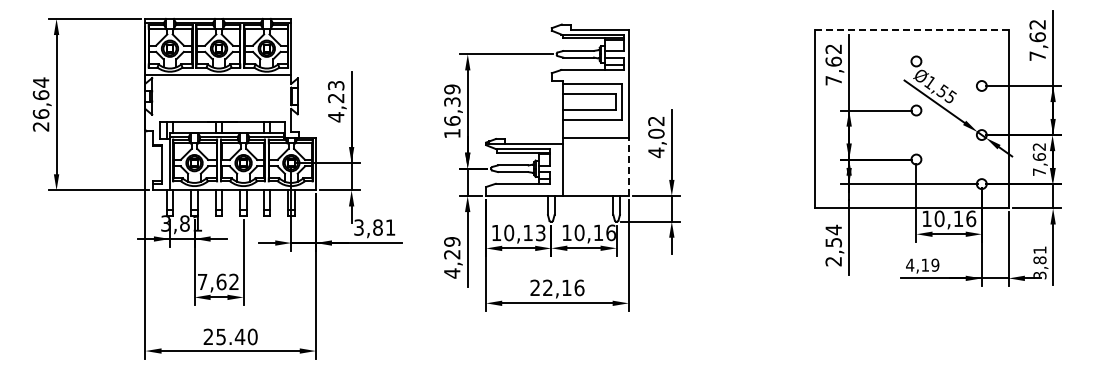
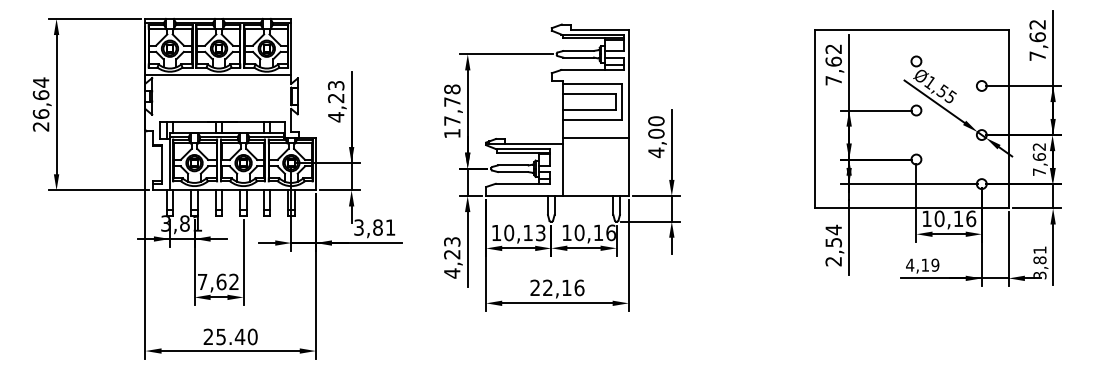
line: dashed -> solid (911, 30)
text: 16,39 -> 17,78 (452, 104)
text: 4,02 -> 4,00 (656, 121)
line: dashed -> solid (628, 166)
text: 4,29 -> 4,23 (452, 241)
